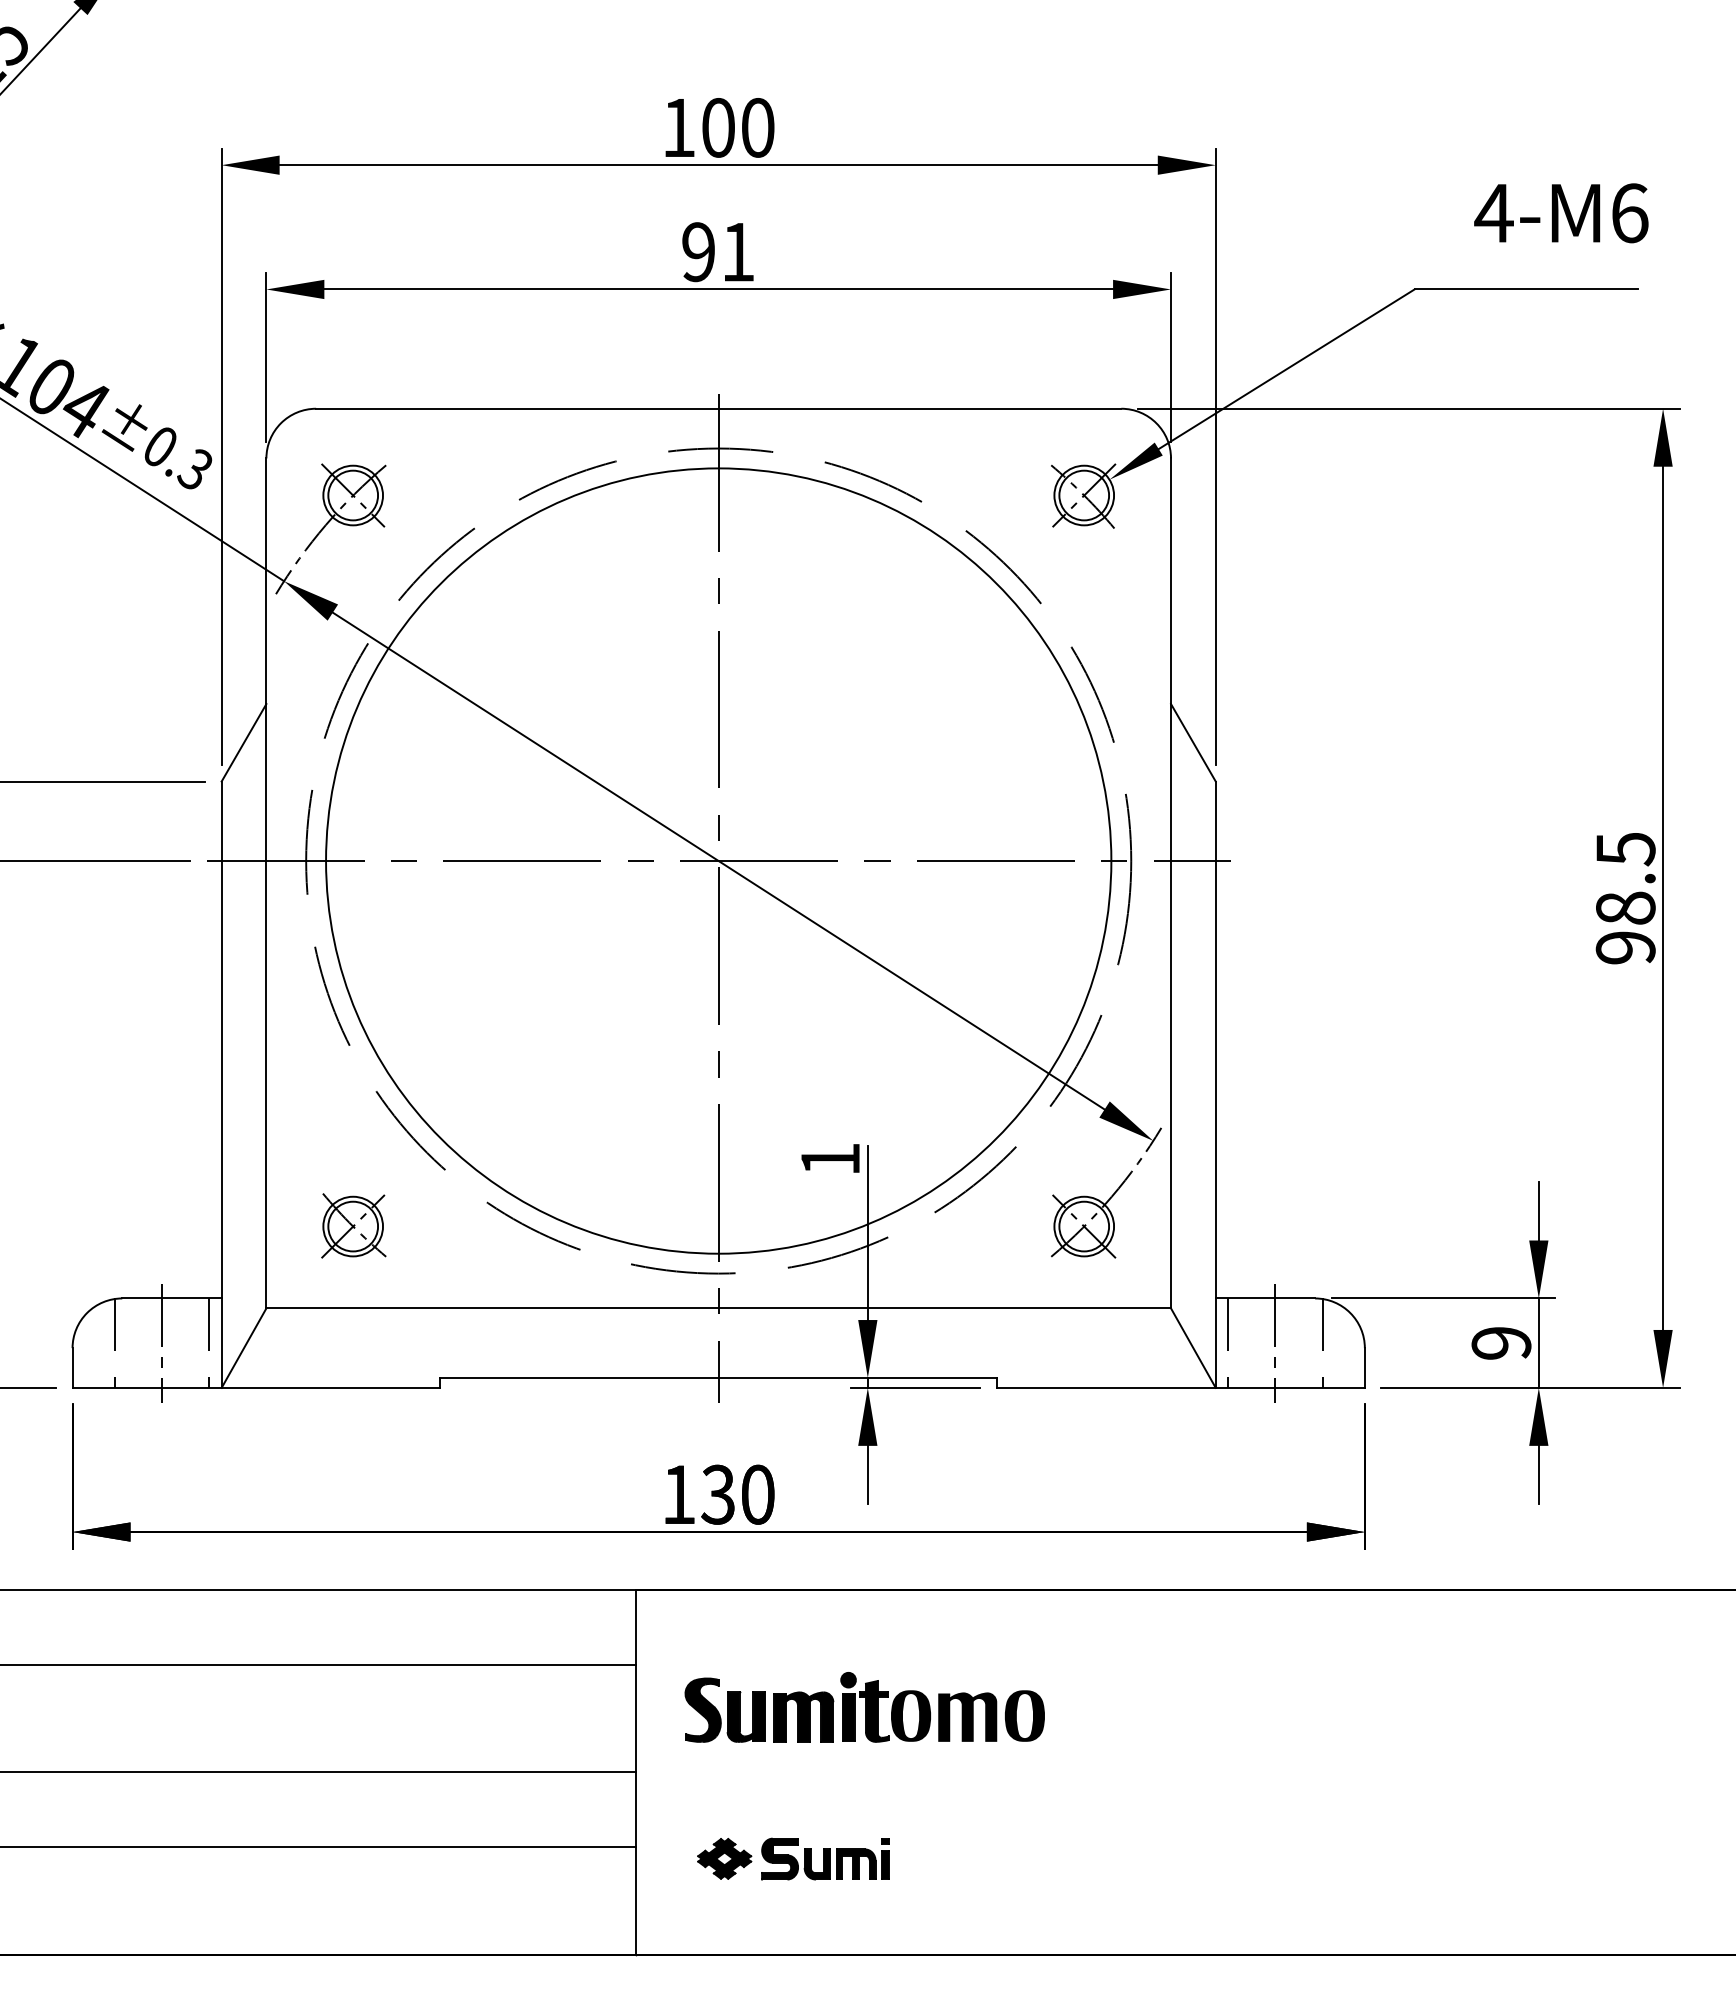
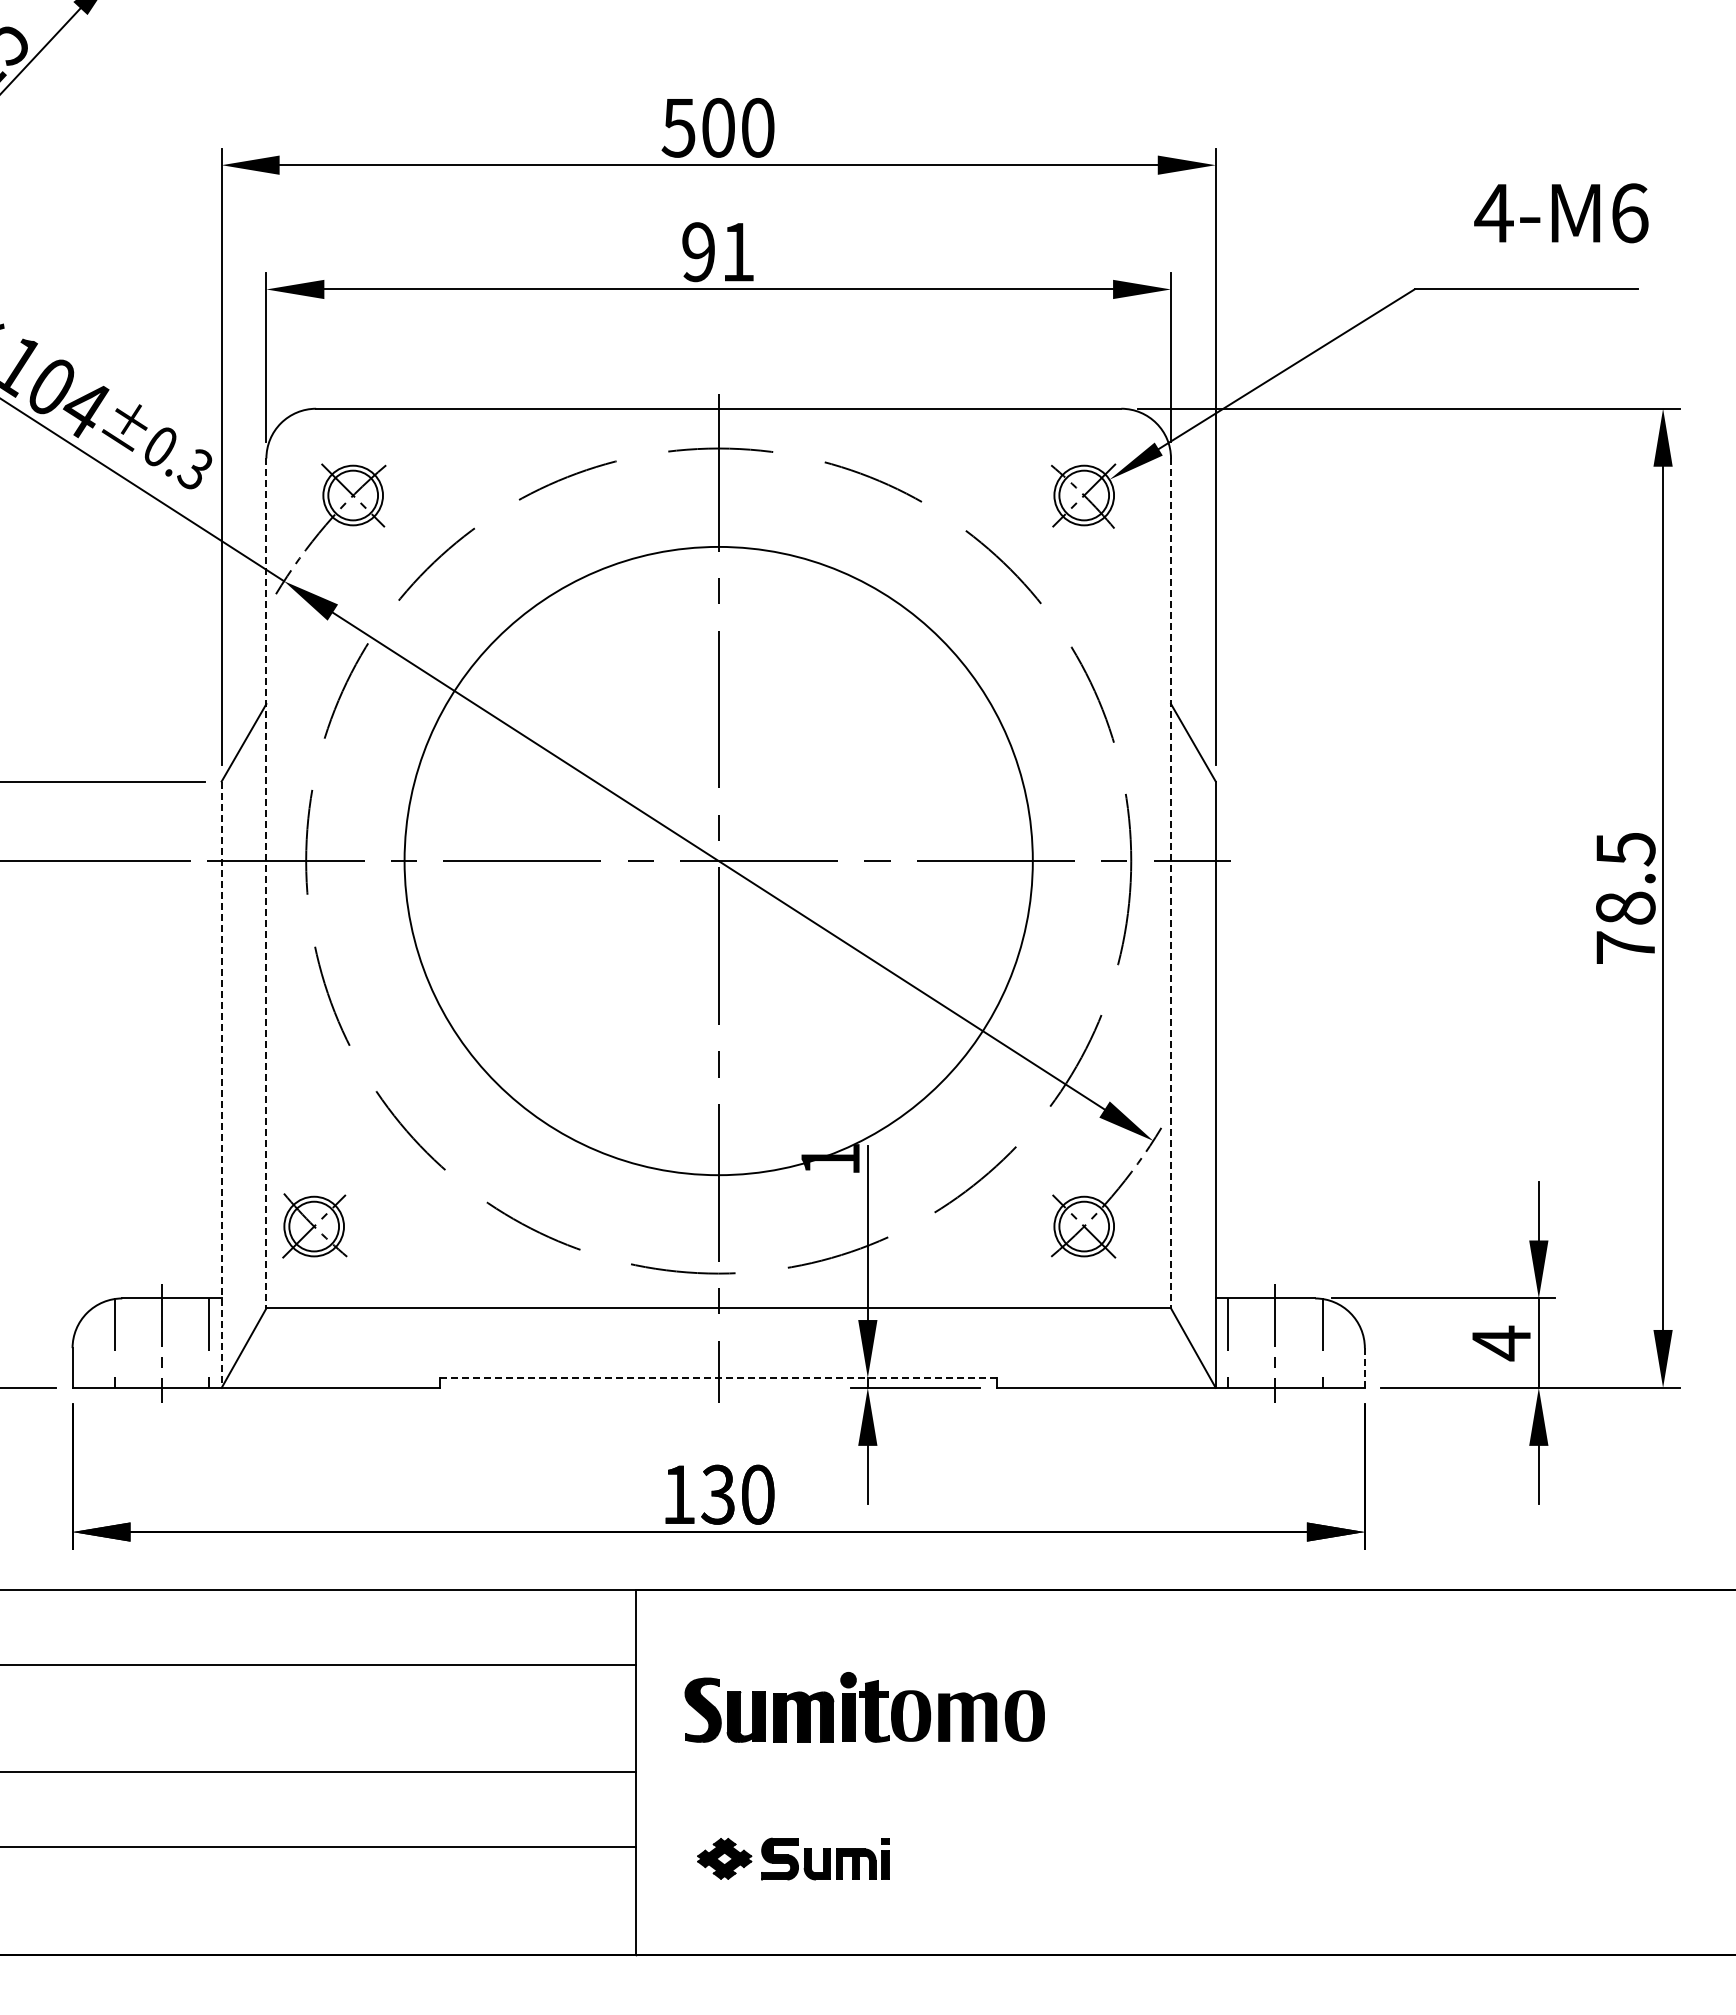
text: 100 -> 500 (678, 128)
circle diameter: 785 px -> 628 px (718, 860)
line: solid -> dashed (266, 883)
line: solid -> dashed (1171, 883)
text: 98.5 -> 78.5 (1625, 947)
line: solid -> dashed (221, 1085)
part position: (353, 1225) -> (314, 1225) (314, 1225)
text: 9 -> 4 (1501, 1343)
line: solid -> dashed (1364, 1367)
line: solid -> dashed (718, 1377)
